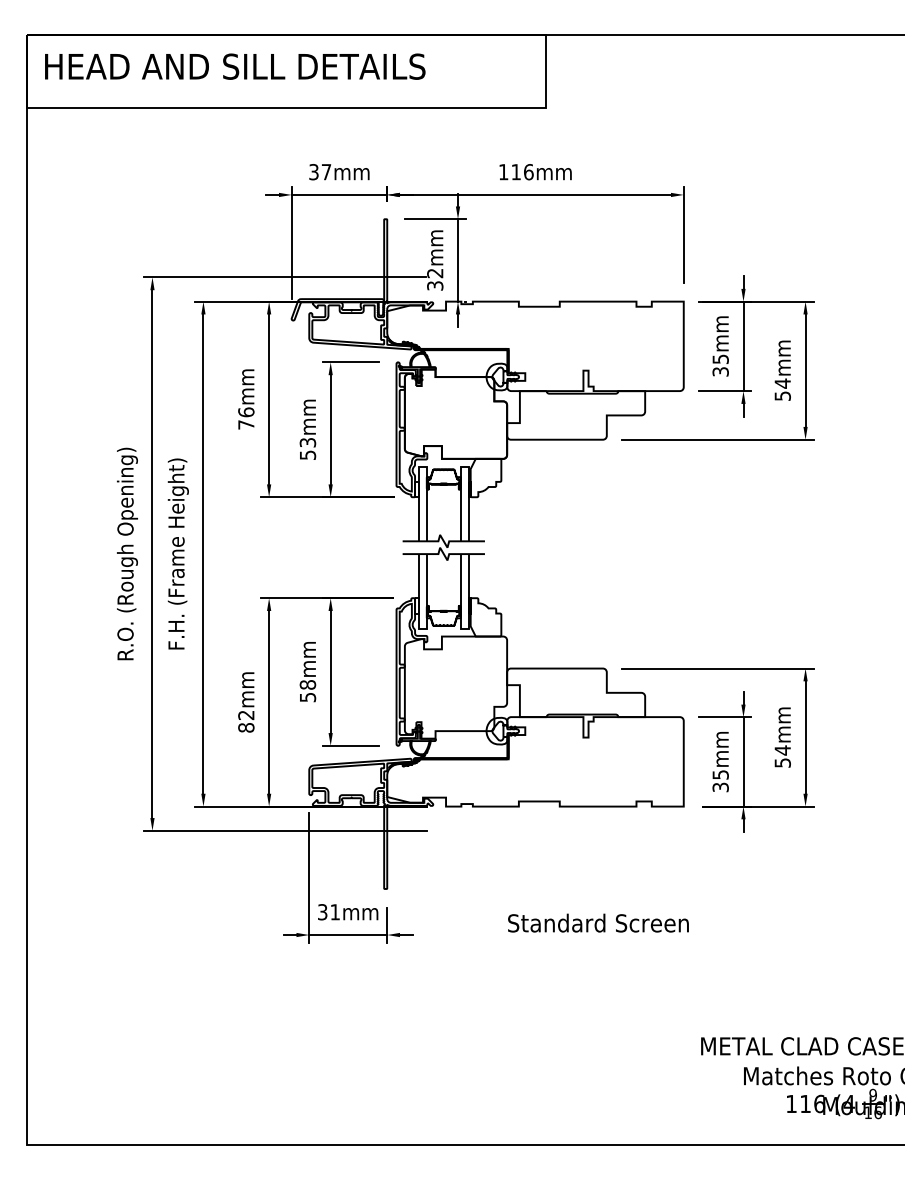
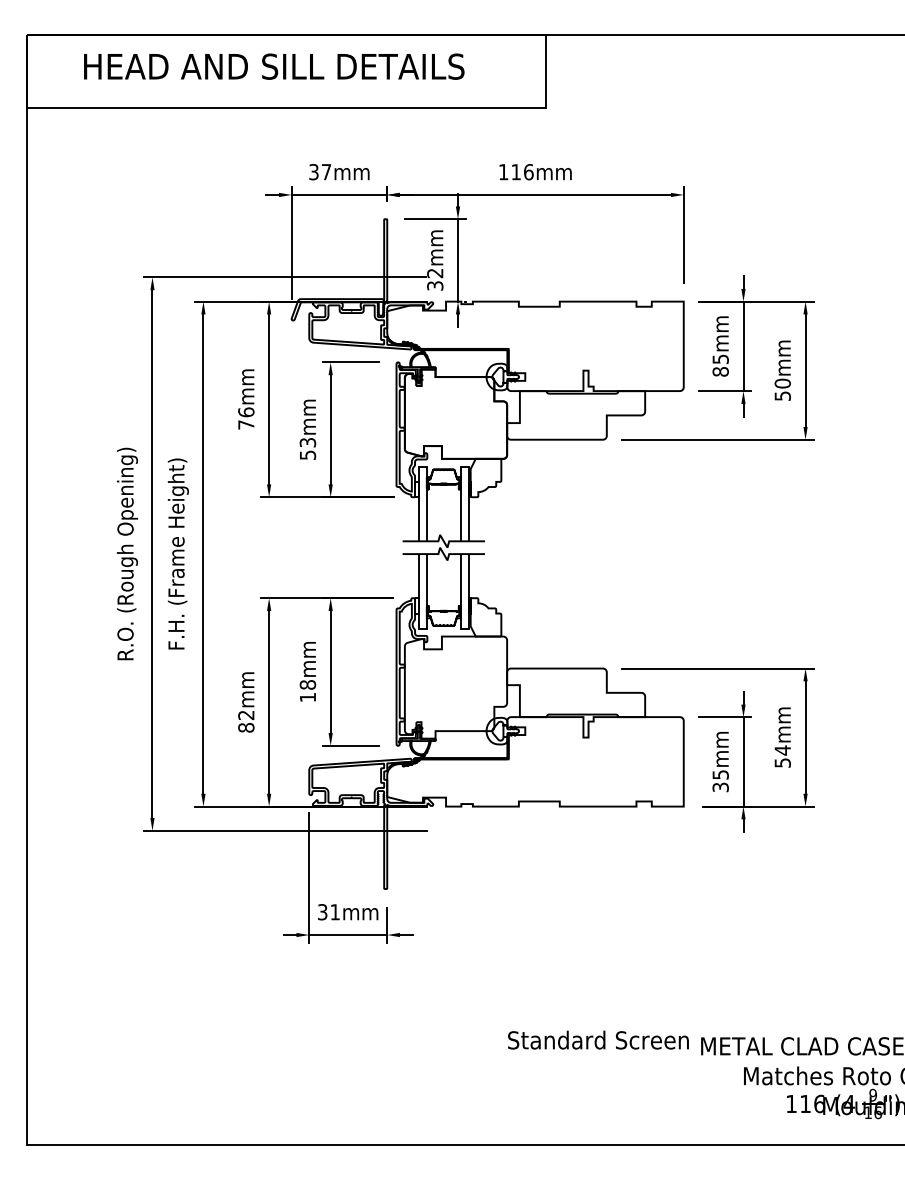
text position: (235, 66) -> (274, 66) (274, 66)
text: 35mm -> 85mm (720, 371)
text: 54mm -> 50mm (782, 383)
text: 58mm -> 18mm (308, 697)
text position: (598, 922) -> (598, 1039) (598, 1039)
